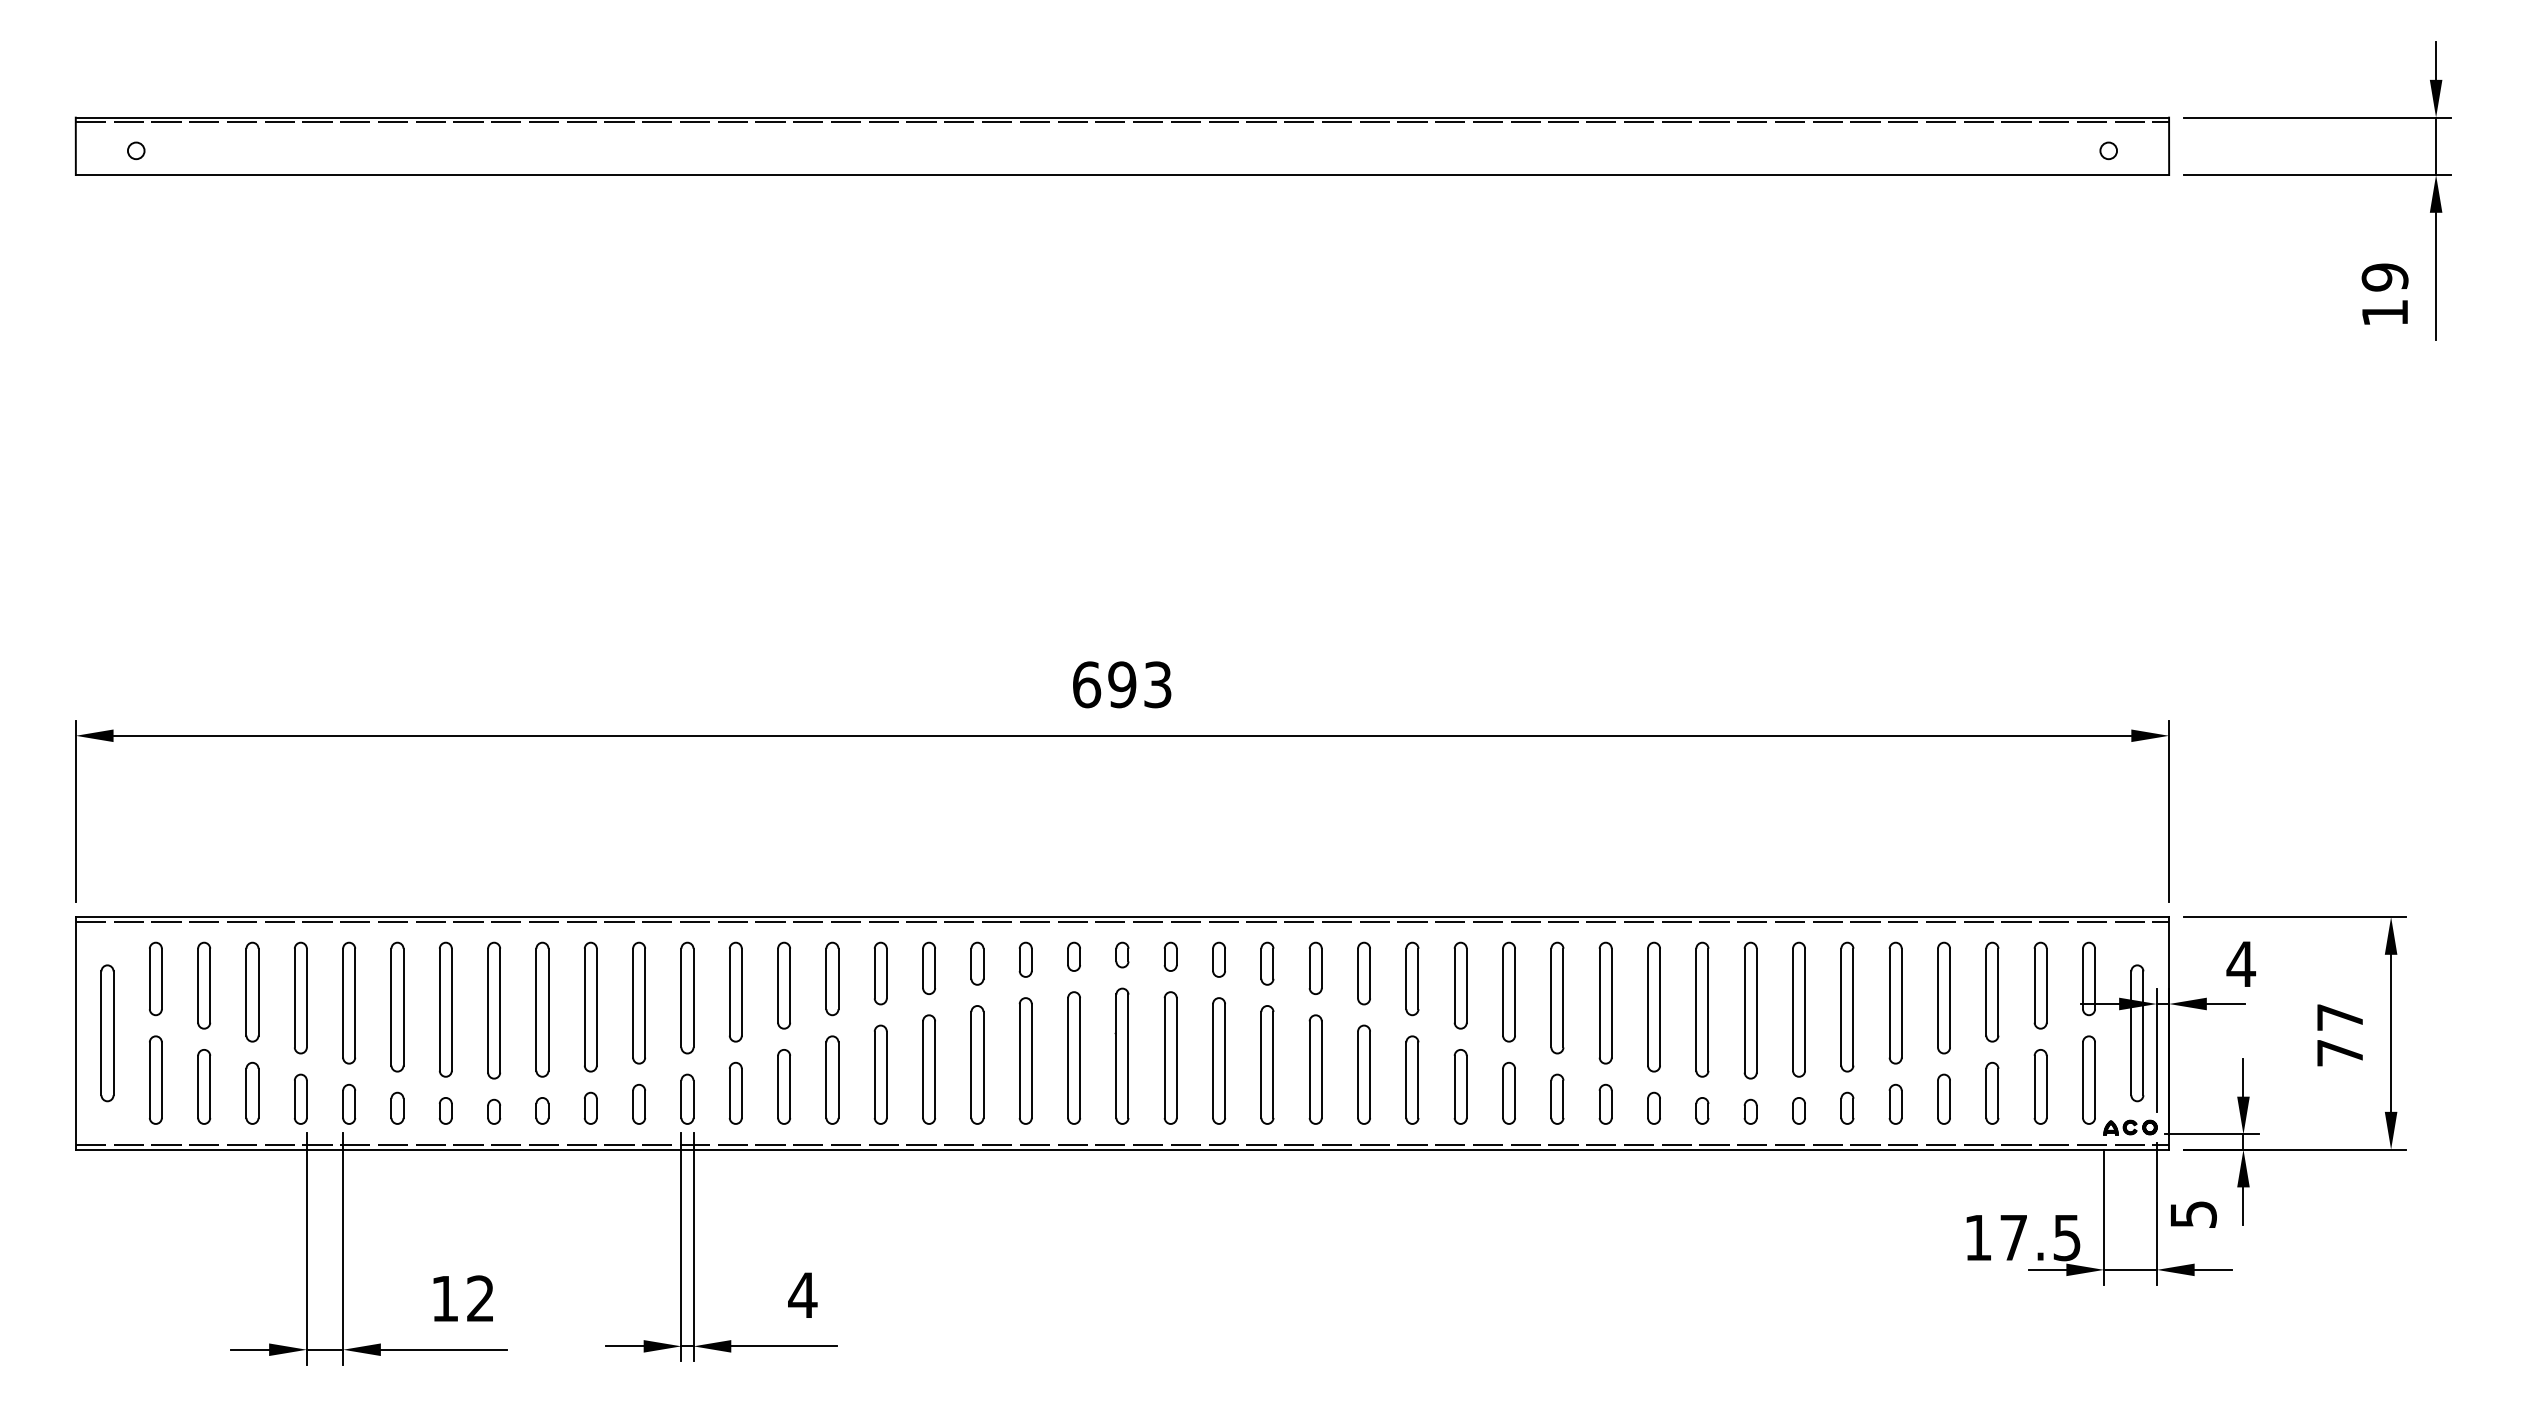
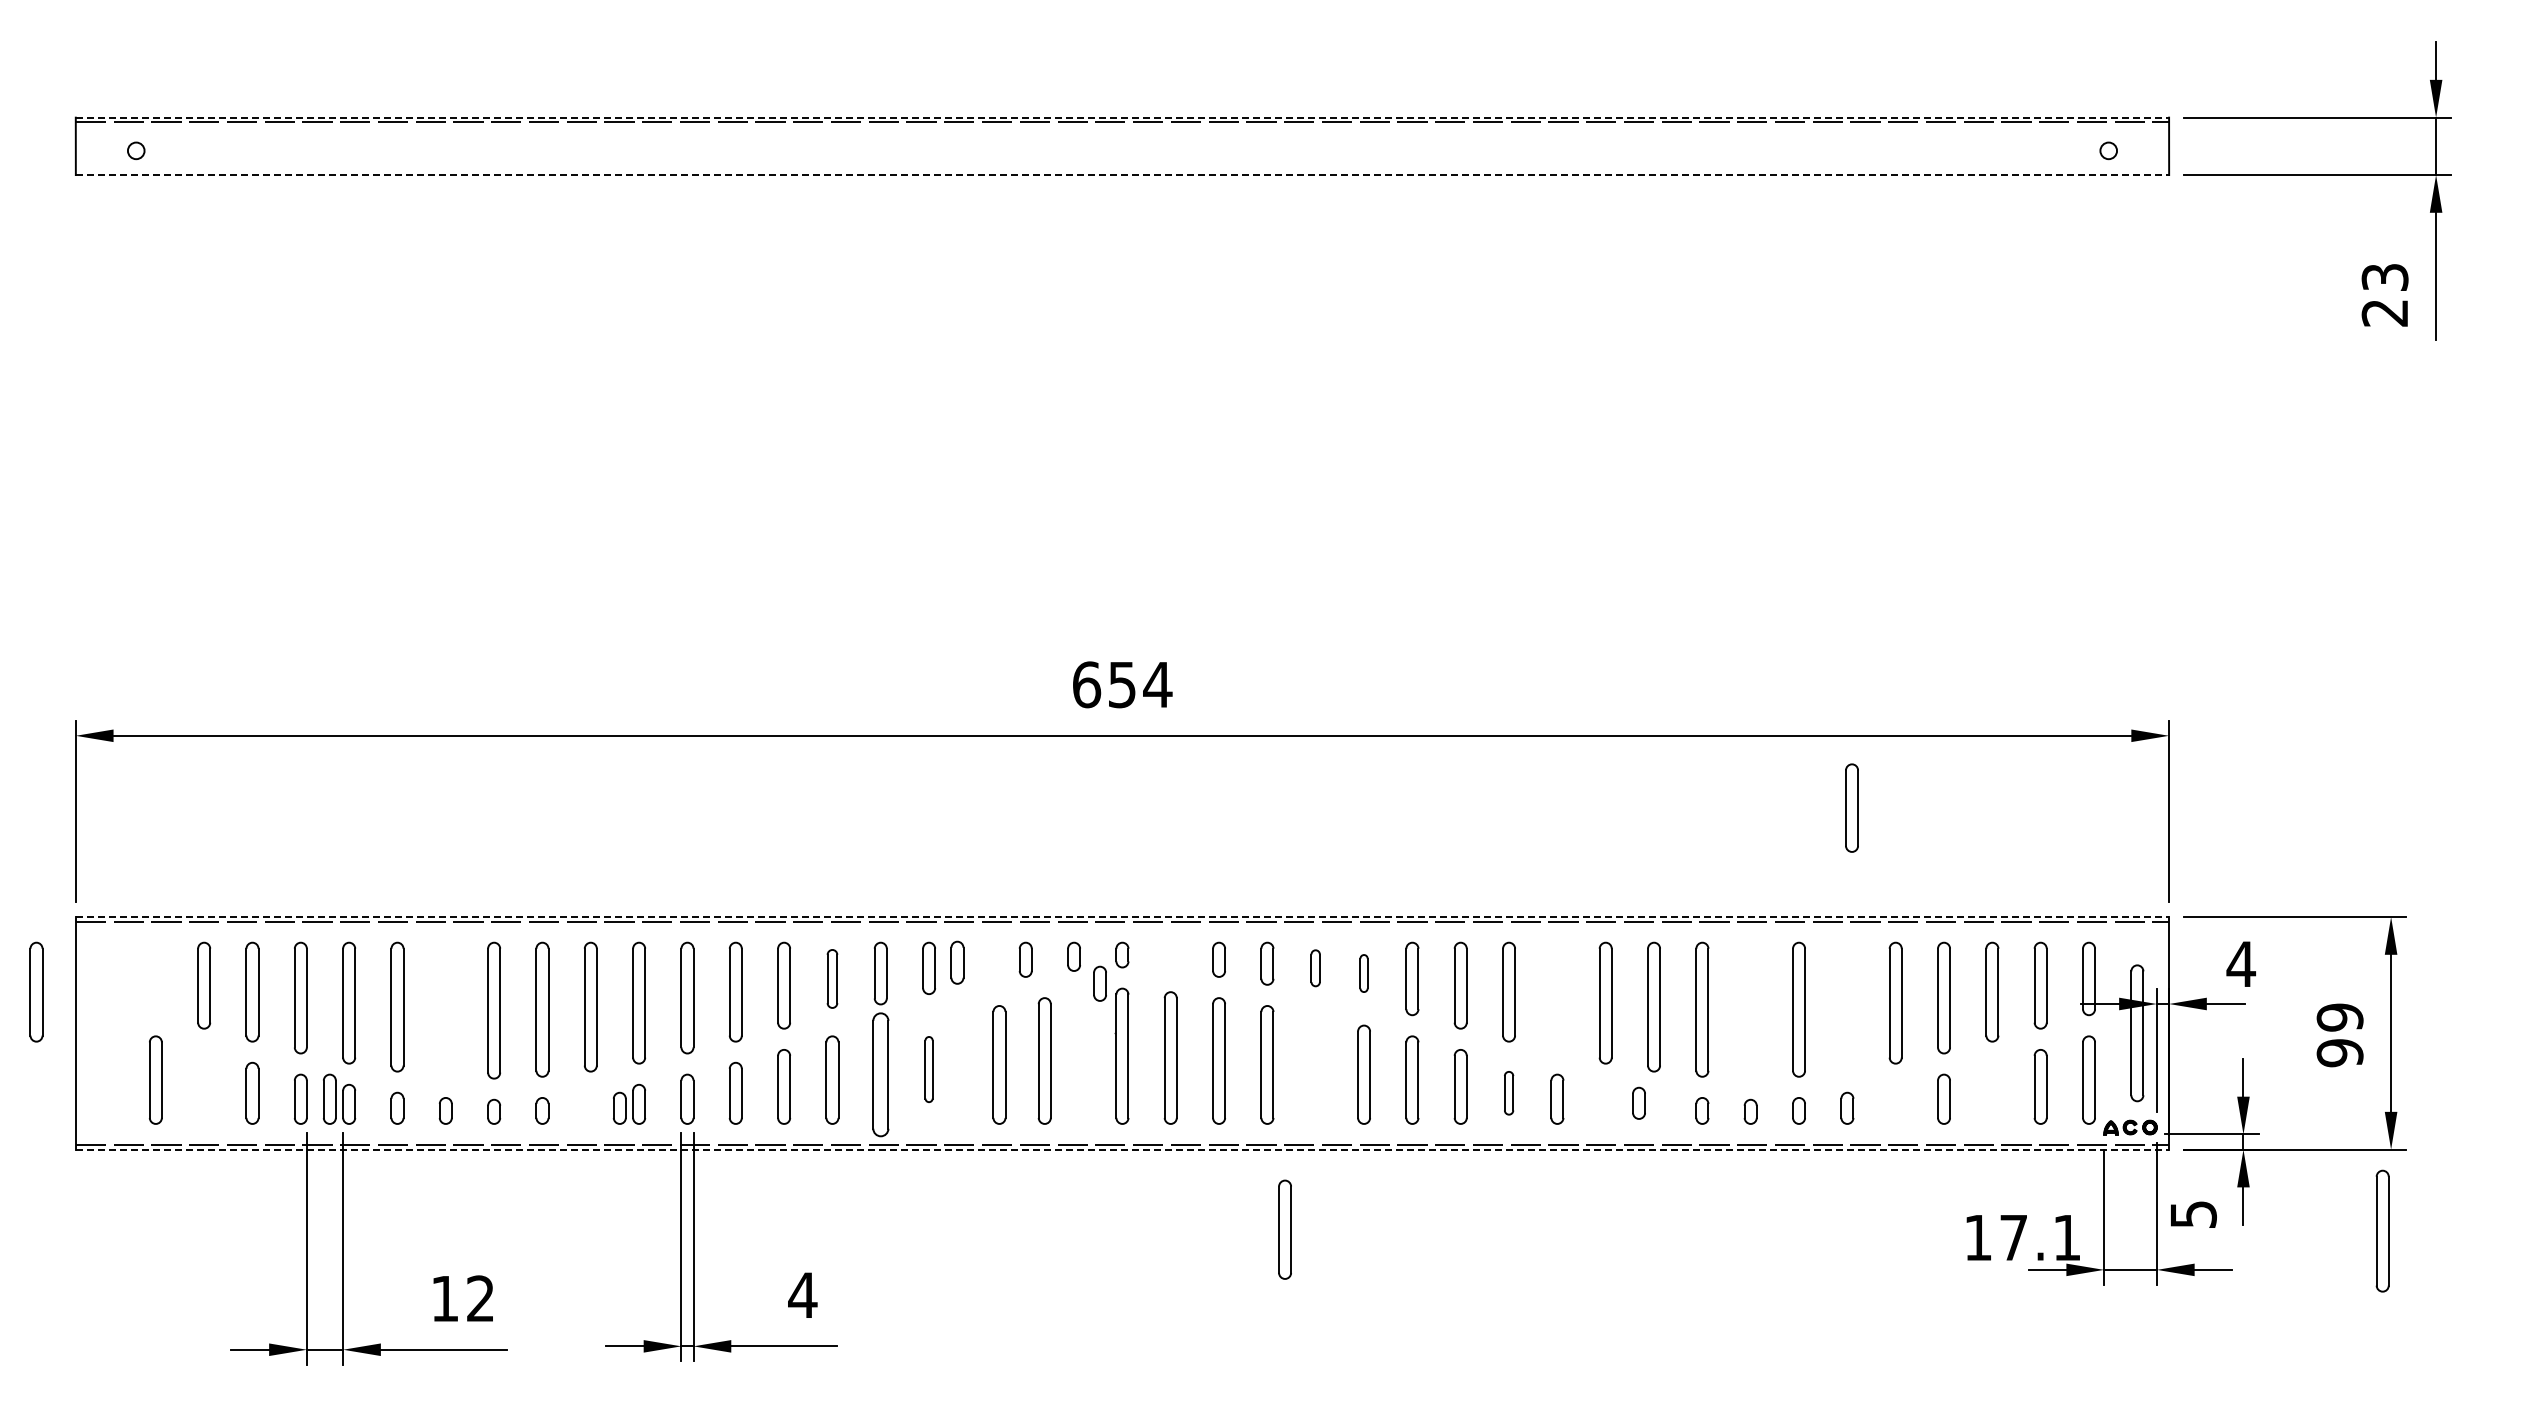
line: solid -> dashed (1122, 117)
line: solid -> dashed (1122, 175)
text: 19 -> 23 (2384, 294)
text: 693 -> 654 (1140, 684)
part: none -> present (1851, 807)
line: solid -> dashed (1122, 917)
part: present -> none (1170, 956)
part position: (977, 963) -> (957, 962) (957, 962)
part size: 15x54 px -> 11x39 px (1315, 968)
part size: 14x65 px -> 10x39 px (1363, 973)
part: present -> none (155, 978)
part size: 15x76 px -> 13x60 px (832, 978)
part: none -> present (1099, 983)
part: none -> present (36, 991)
part: present -> none (1557, 997)
part: present -> none (1847, 1006)
part: present -> none (445, 1009)
part: present -> none (1750, 1010)
part: present -> none (107, 1033)
text: 77 -> 99 (2339, 1035)
part: present -> none (1073, 1057)
part position: (1025, 1060) -> (1044, 1060) (1044, 1060)
part position: (977, 1064) -> (999, 1064) (999, 1064)
part size: 14x111 px -> 10x67 px (928, 1069)
part: present -> none (1315, 1069)
part size: 15x101 px -> 18x126 px (880, 1074)
part: present -> none (204, 1086)
part size: 14x64 px -> 11x45 px (1509, 1093)
part: present -> none (1992, 1092)
part: none -> present (329, 1098)
part: present -> none (1605, 1103)
part: present -> none (1895, 1103)
part position: (590, 1107) -> (619, 1107) (619, 1107)
part position: (1653, 1107) -> (1638, 1102) (1638, 1102)
line: solid -> dashed (1122, 1149)
part: none -> present (1284, 1229)
part: none -> present (2382, 1230)
text: 17.5 -> 17.1 (2066, 1238)
